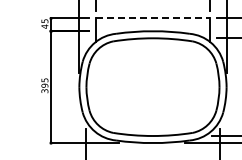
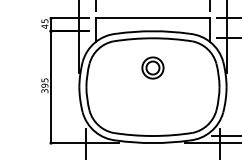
line: dashed -> solid (152, 18)
part: none -> present (152, 67)
